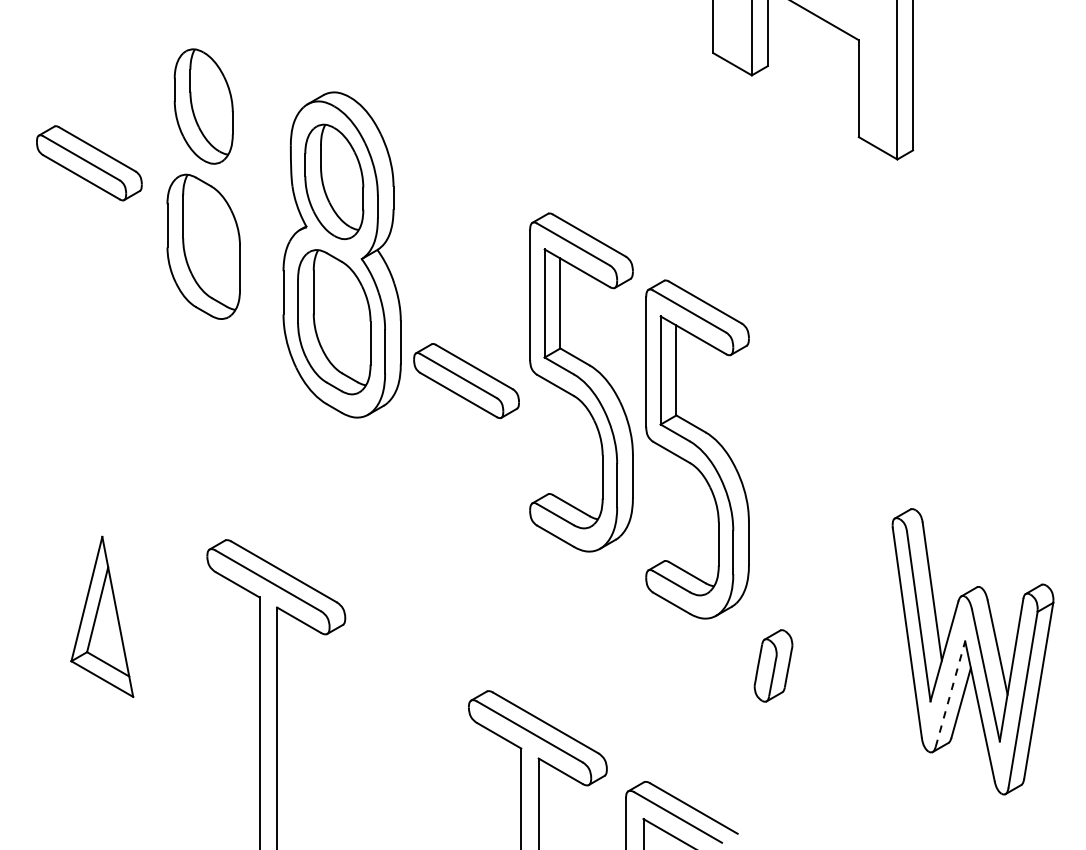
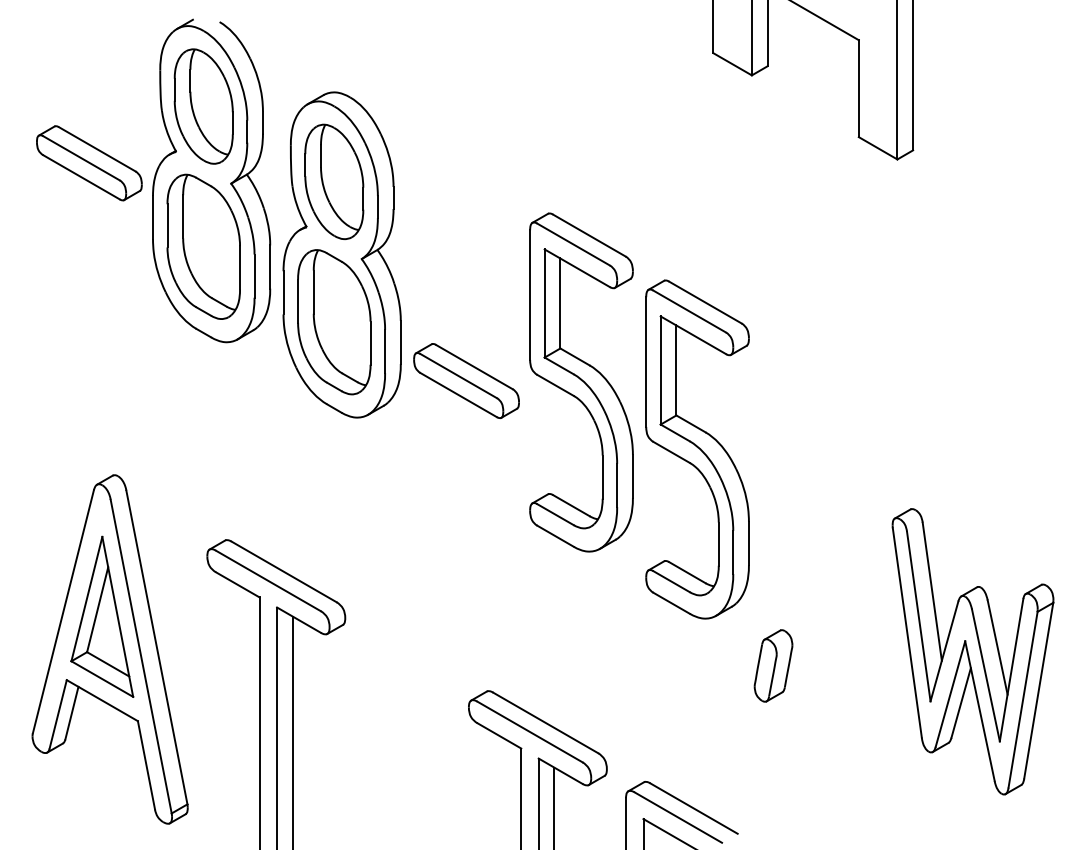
part: none -> present (211, 180)
part: none -> present (109, 649)
line: dashed -> solid (950, 694)
line: none -> present (292, 731)
line: none -> present (554, 806)
